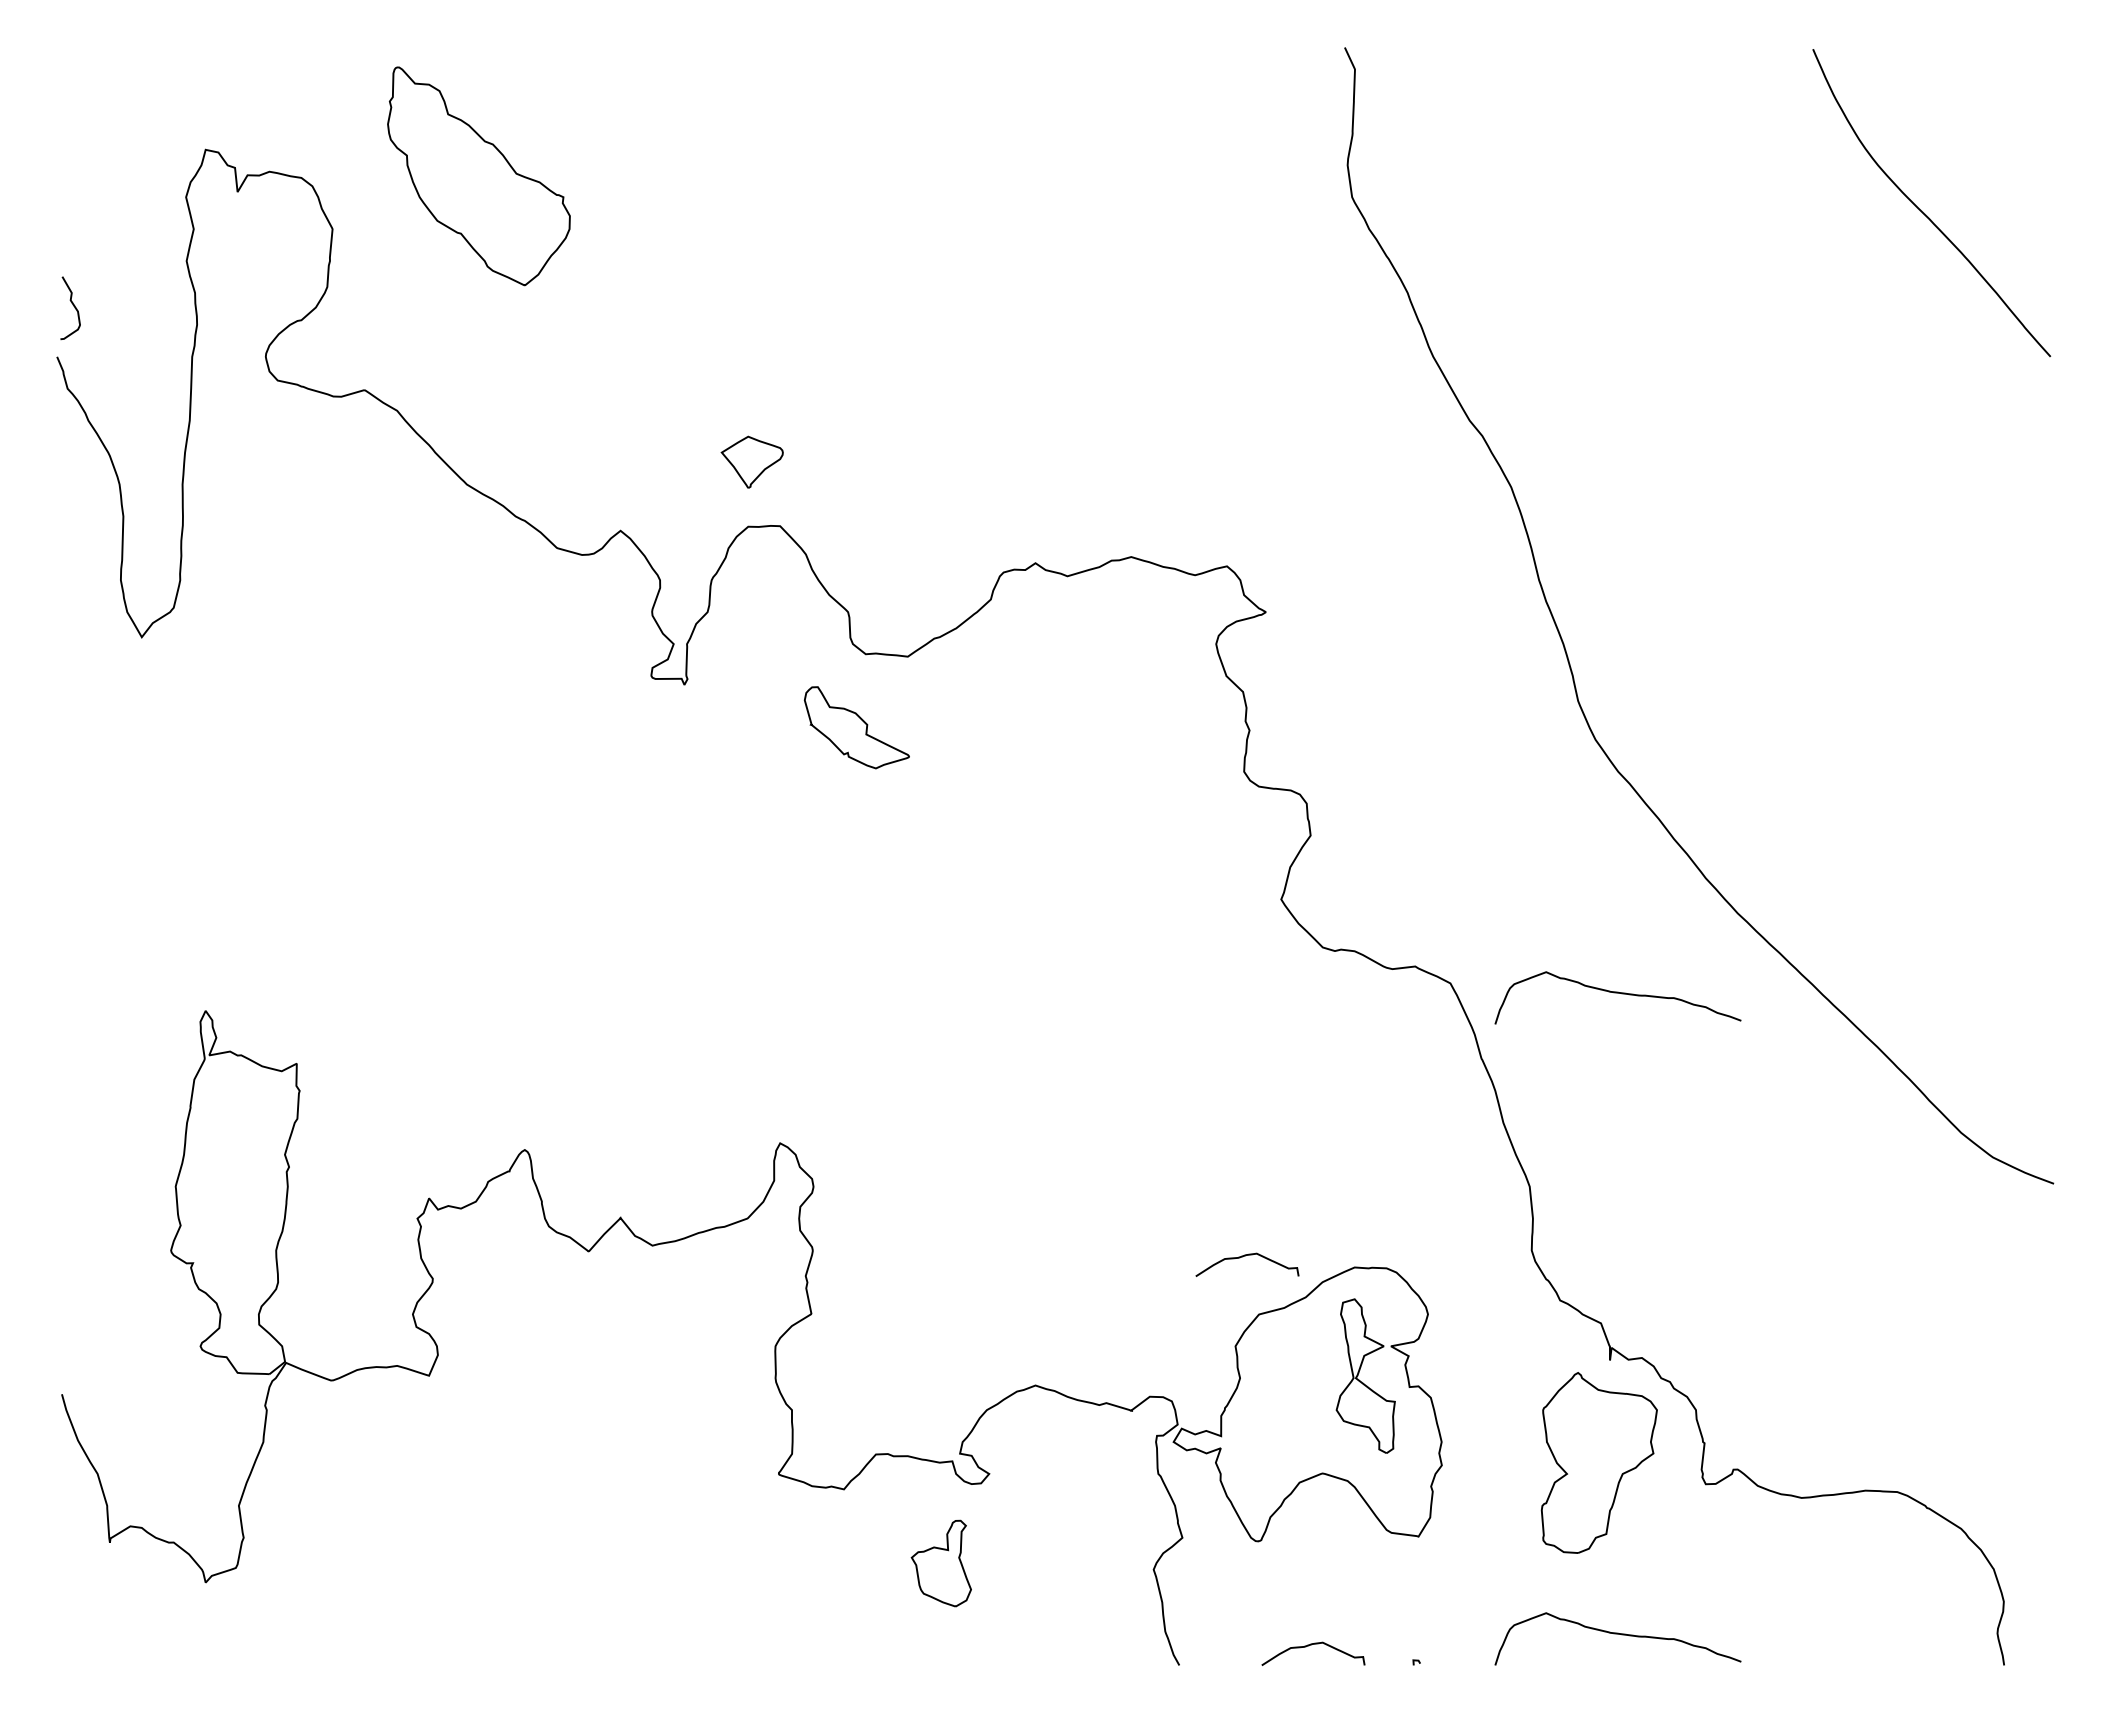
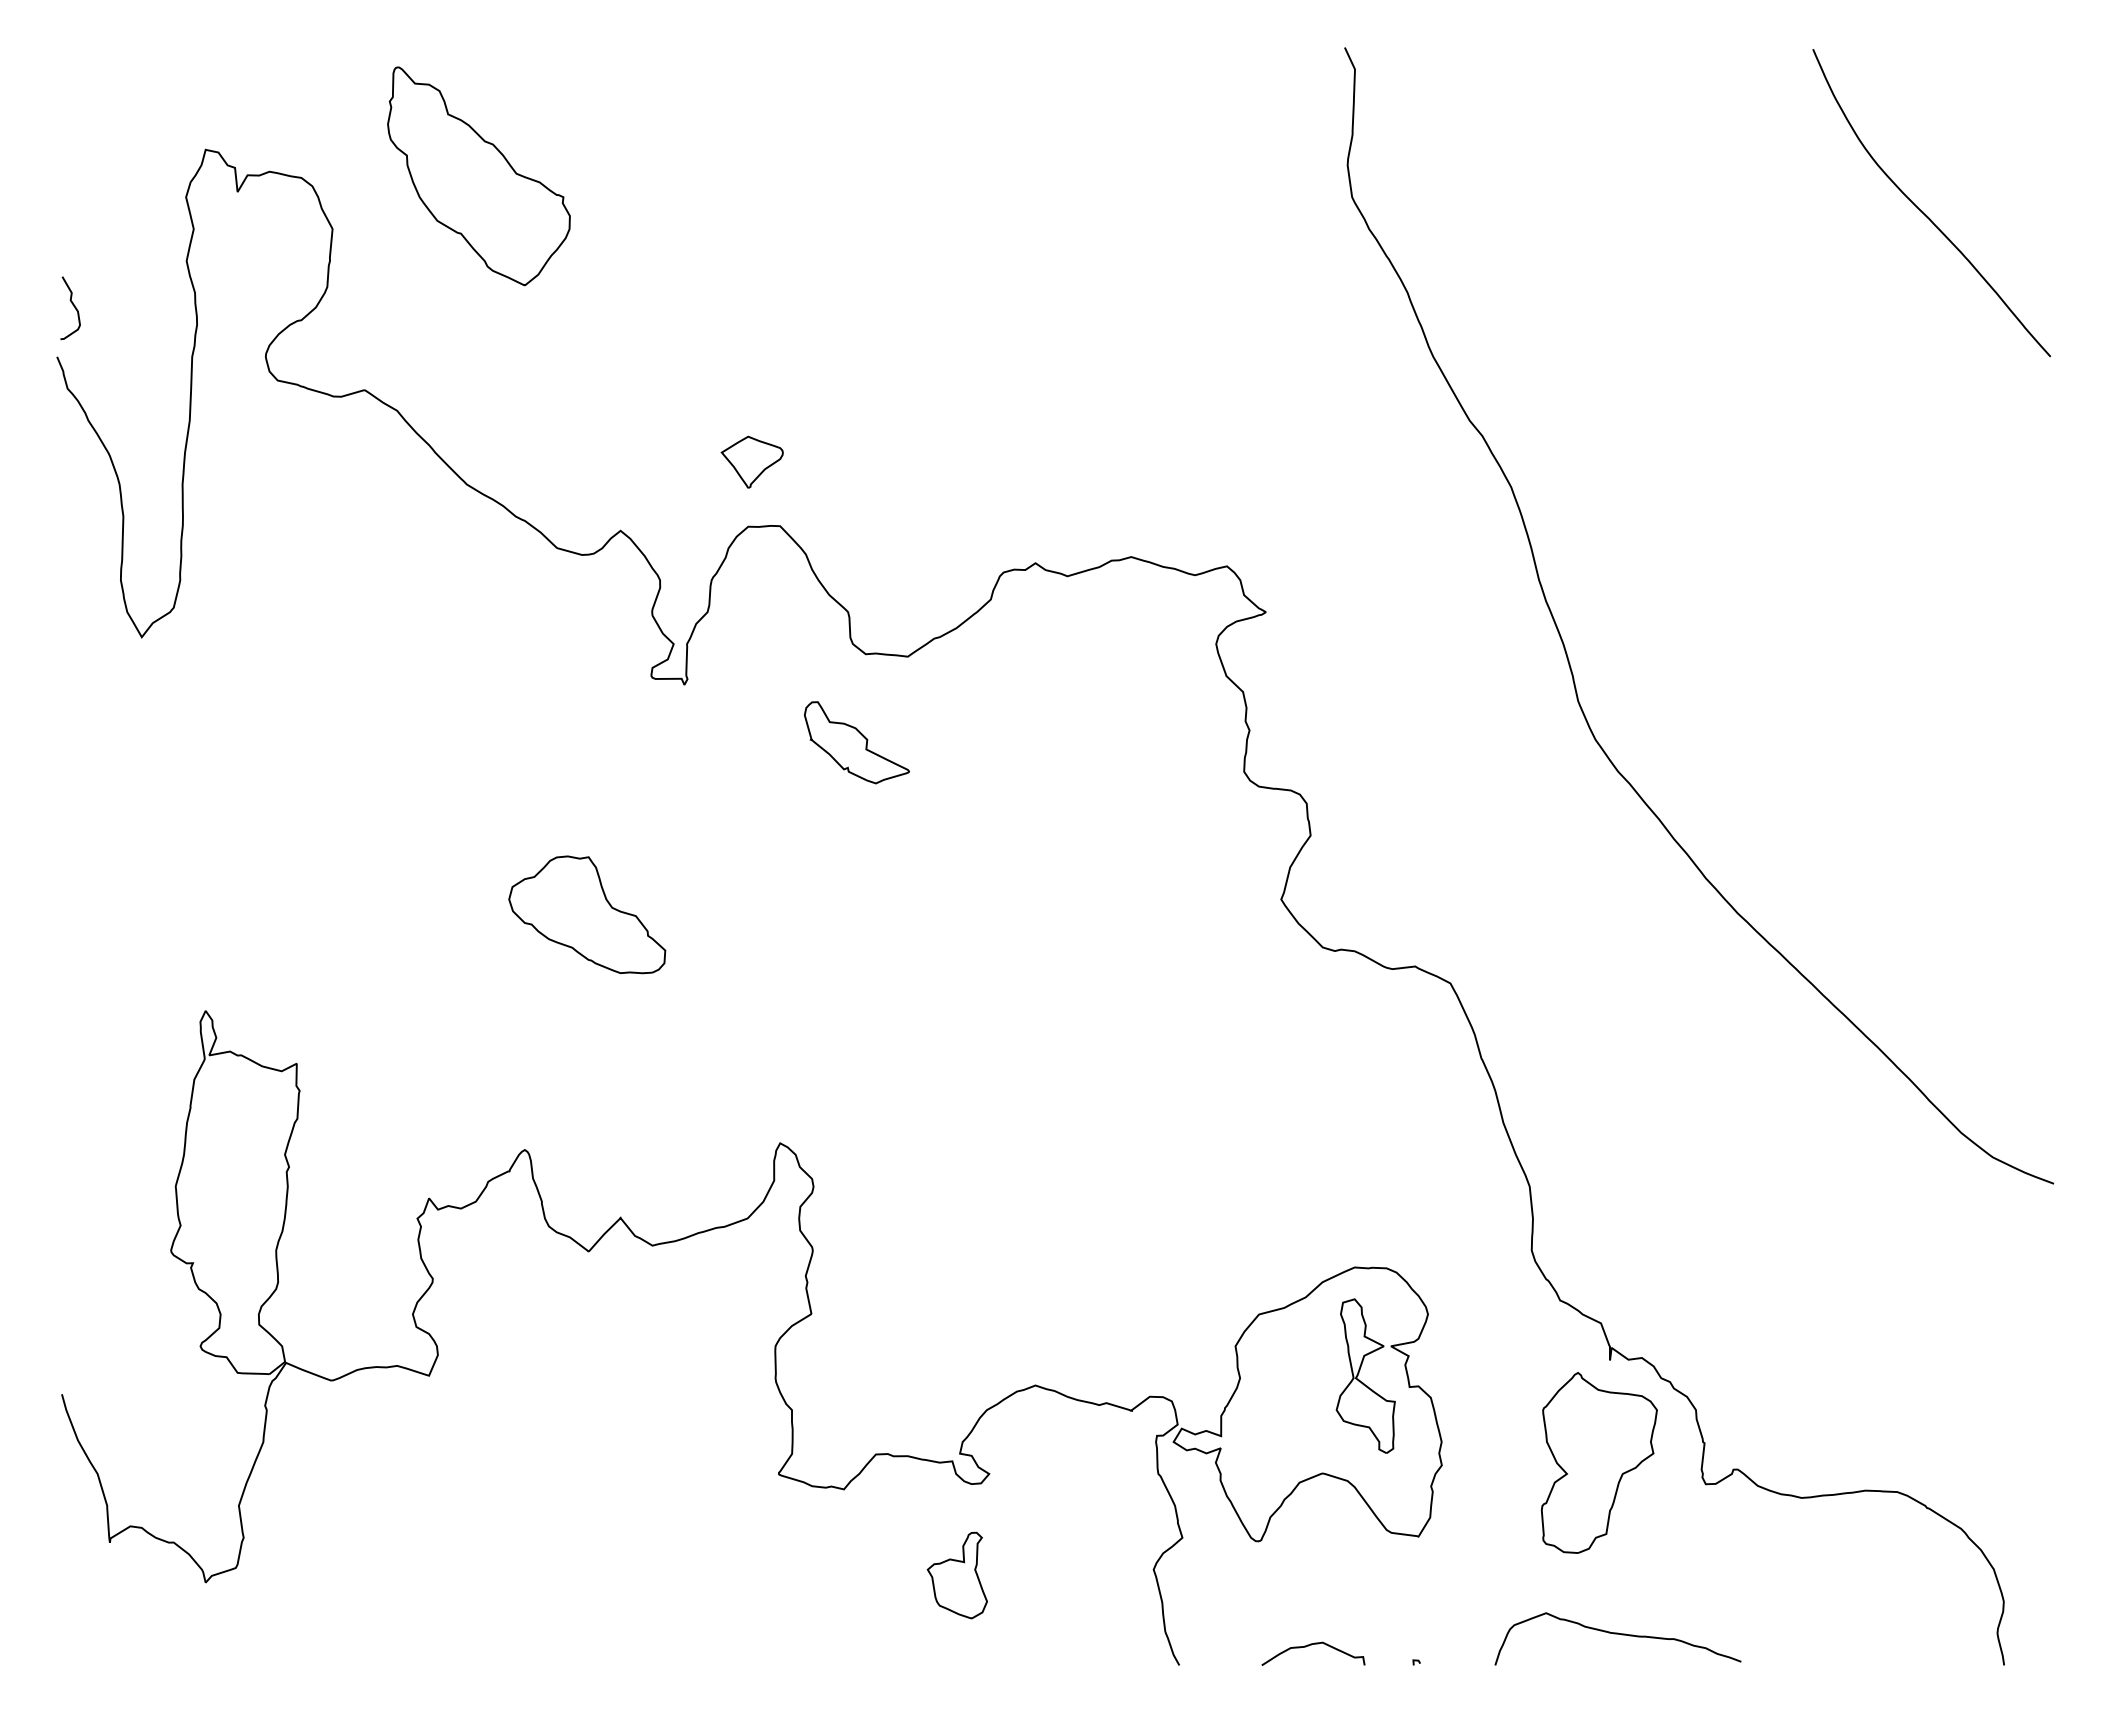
part position: (856, 727) -> (856, 742) (856, 742)
part: none -> present (587, 914)
curve: present -> none (1617, 993)
curve: present -> none (1245, 1256)
part position: (940, 1563) -> (956, 1575) (956, 1575)
